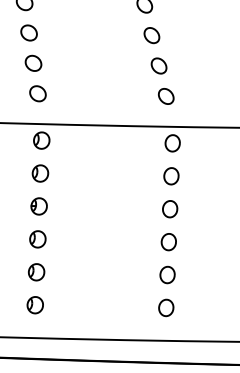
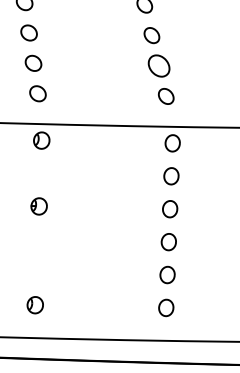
part size: 18x18 px -> 24x24 px (158, 65)
part: present -> none (40, 173)
part: present -> none (37, 239)
part: present -> none (36, 272)
